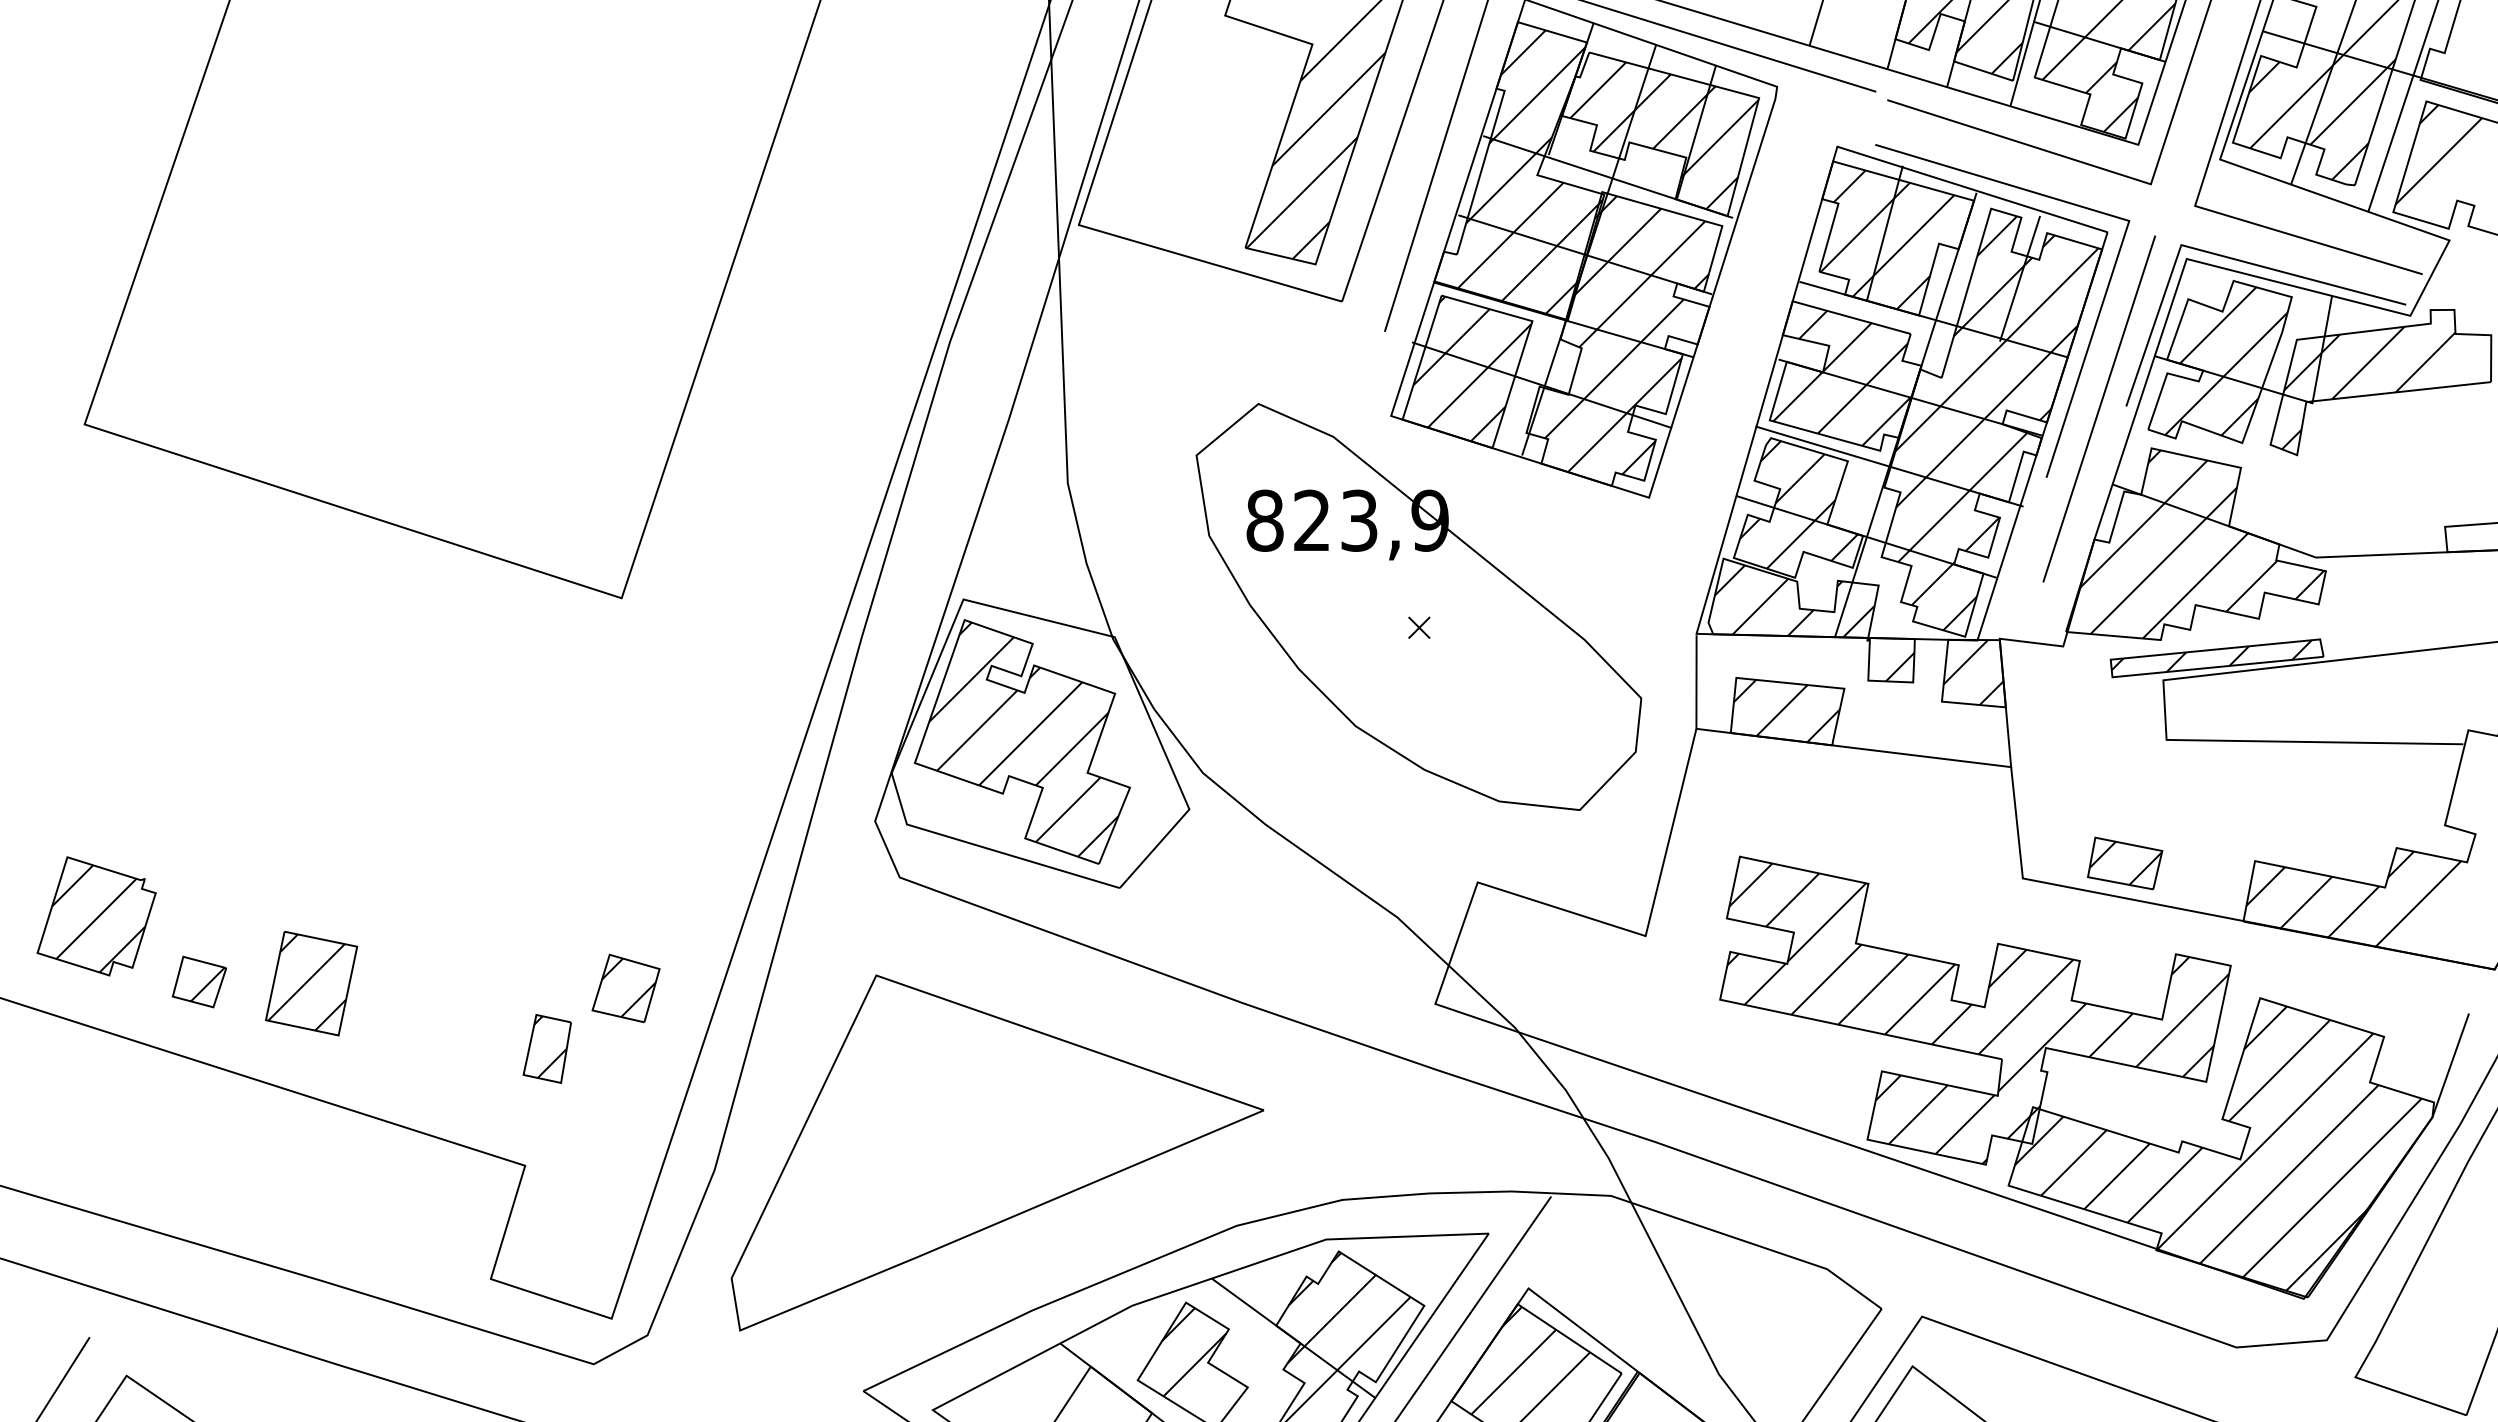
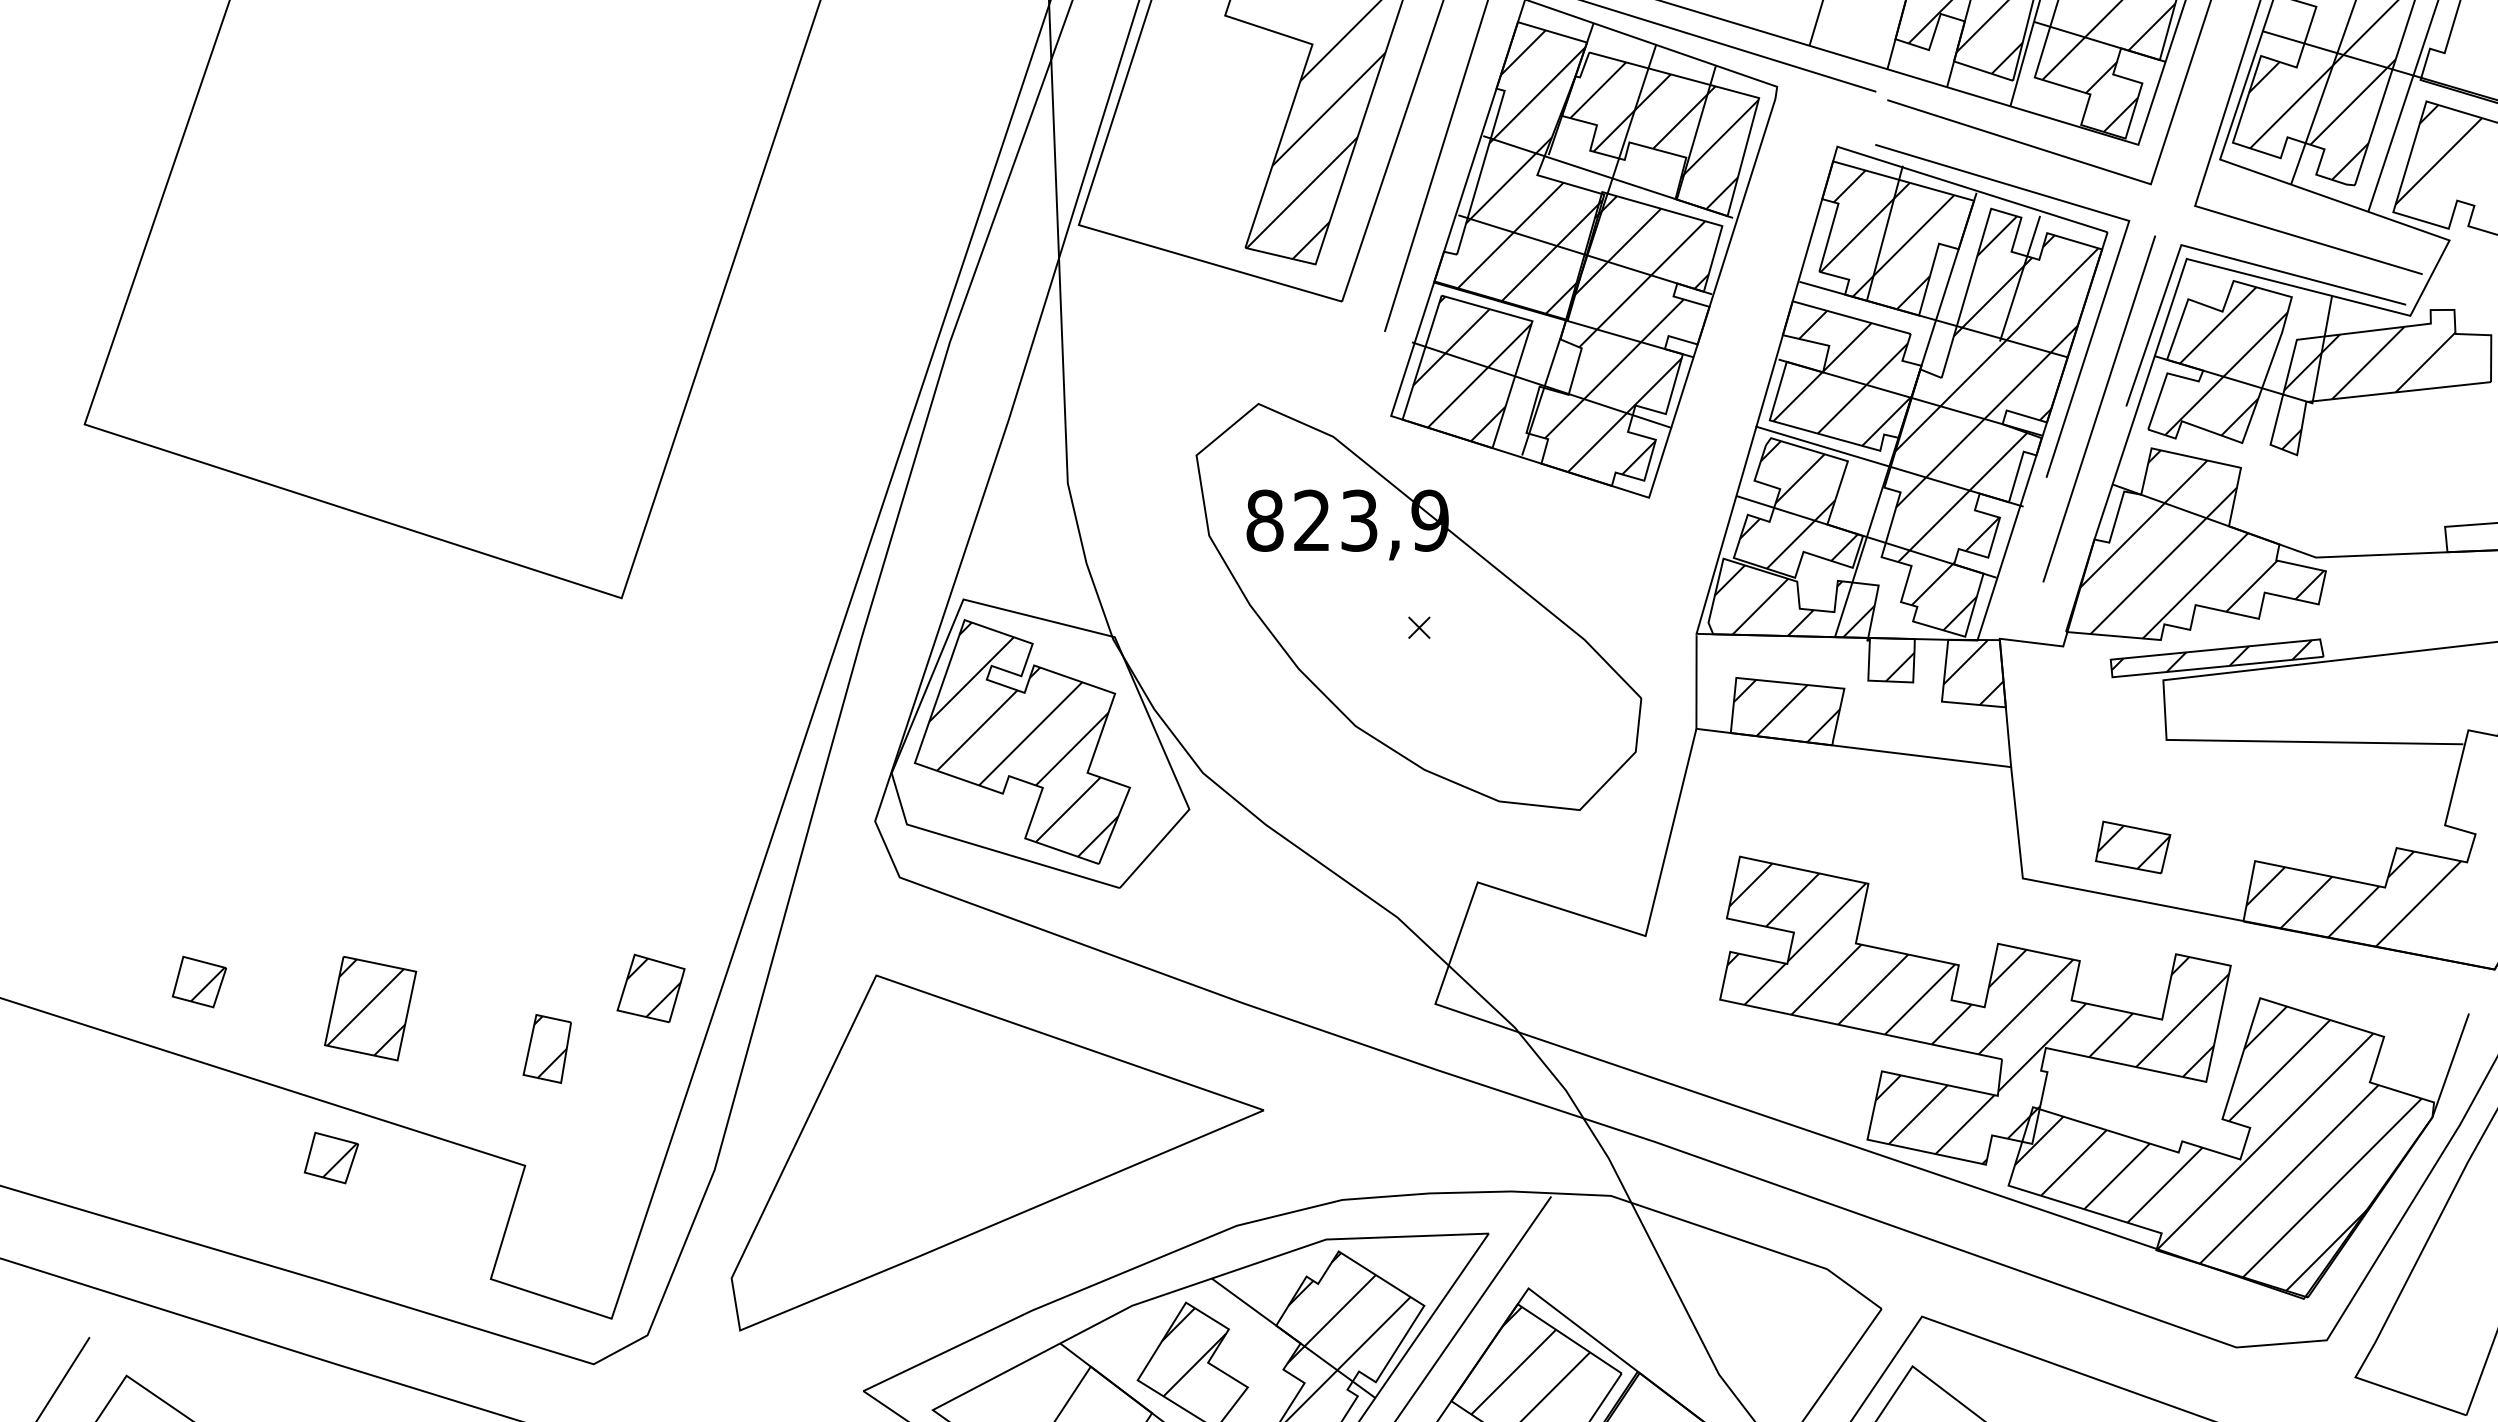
part position: (2125, 863) -> (2133, 847) (2133, 847)
part: present -> none (96, 916)
part position: (311, 983) -> (370, 1008) (370, 1008)
part position: (625, 987) -> (650, 987) (650, 987)
part: none -> present (330, 1157)
